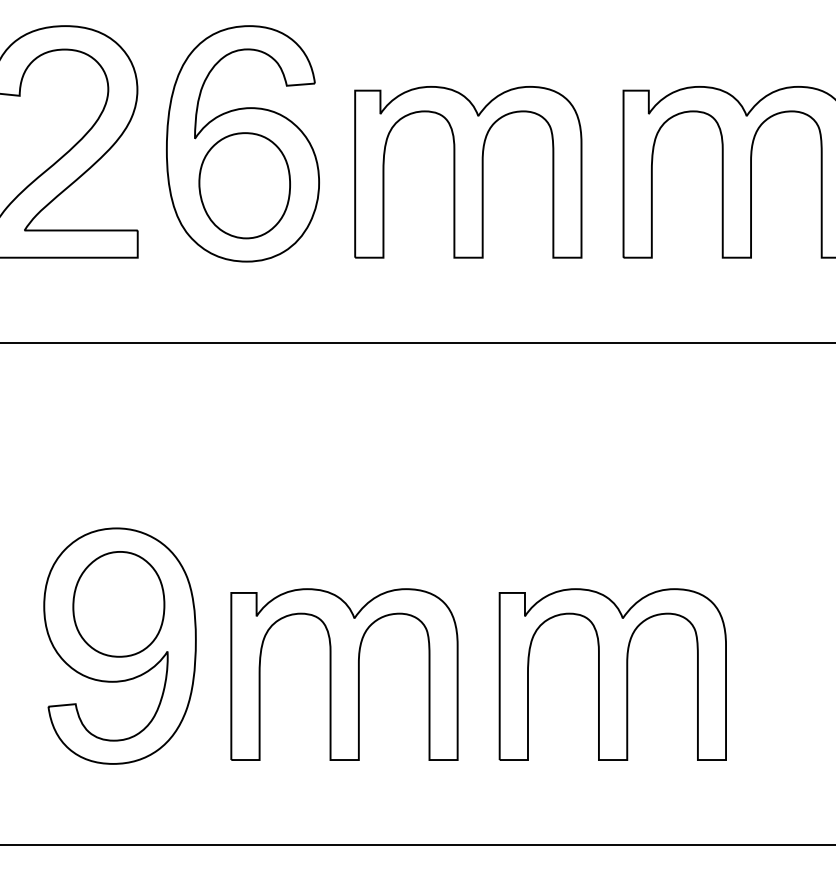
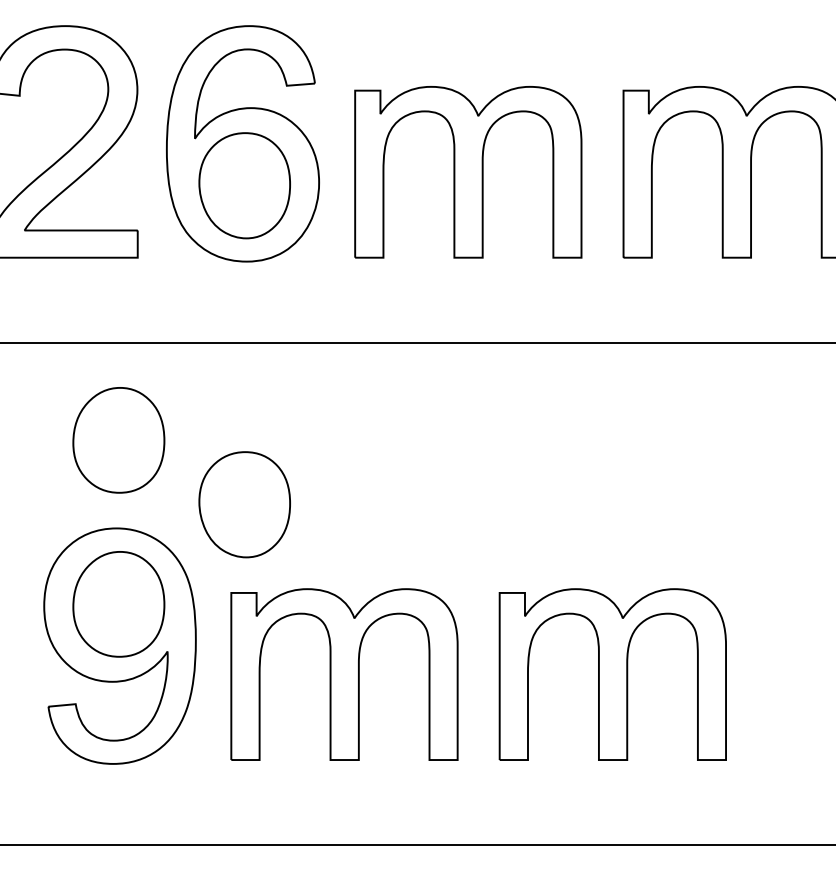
part: none -> present (118, 440)
part: none -> present (244, 504)
